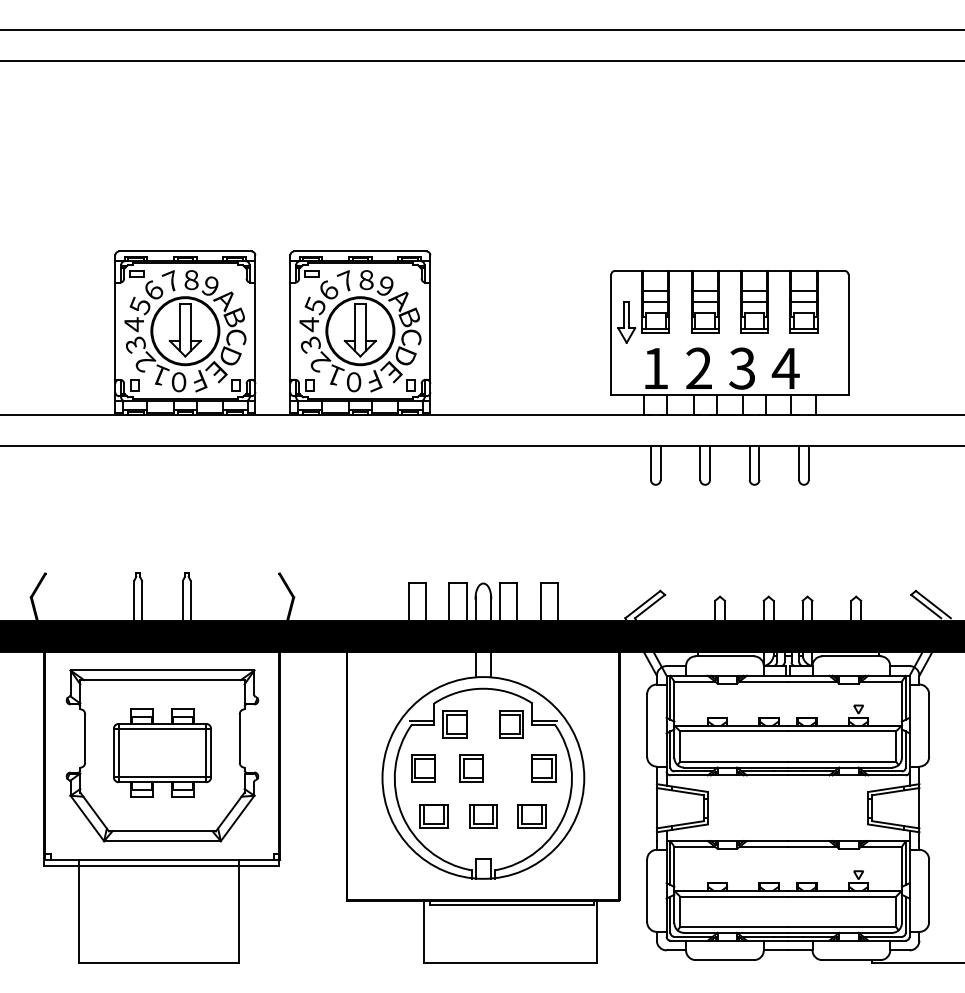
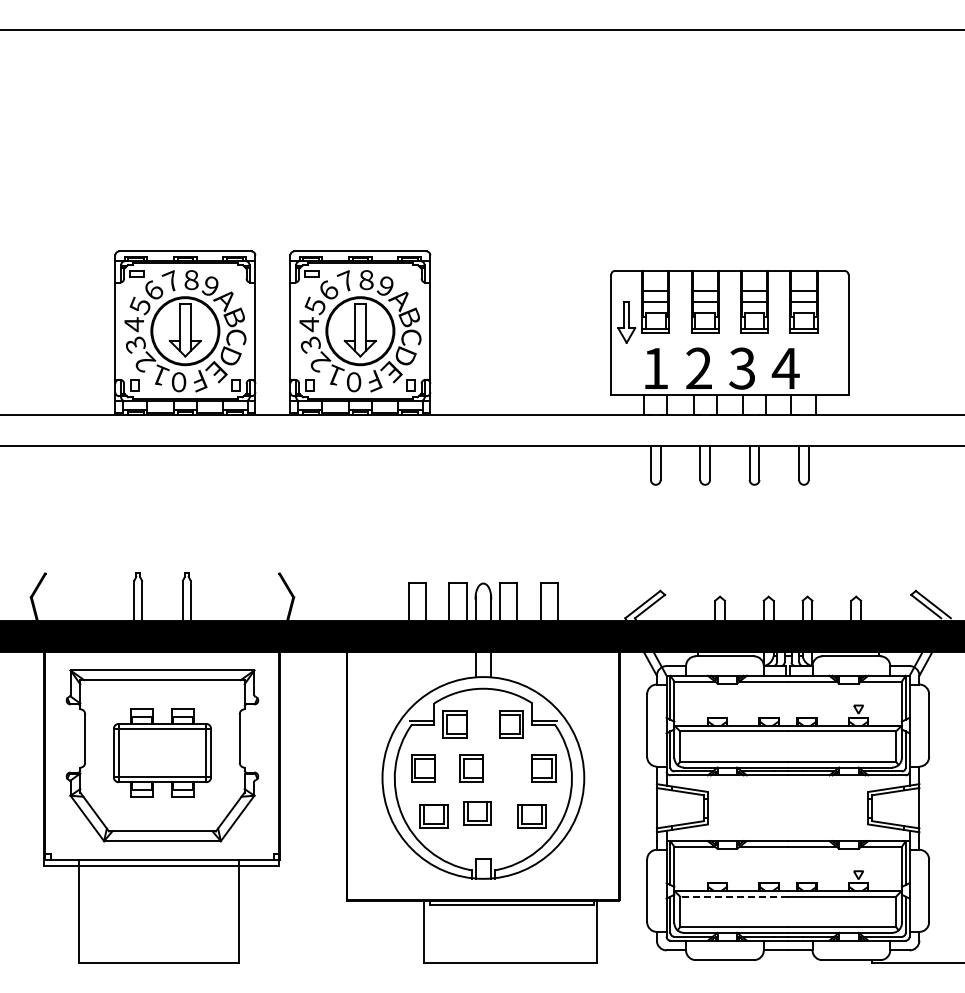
line: present -> none (481, 60)
part position: (483, 816) -> (477, 813) (477, 813)
line: solid -> dashed (734, 896)
